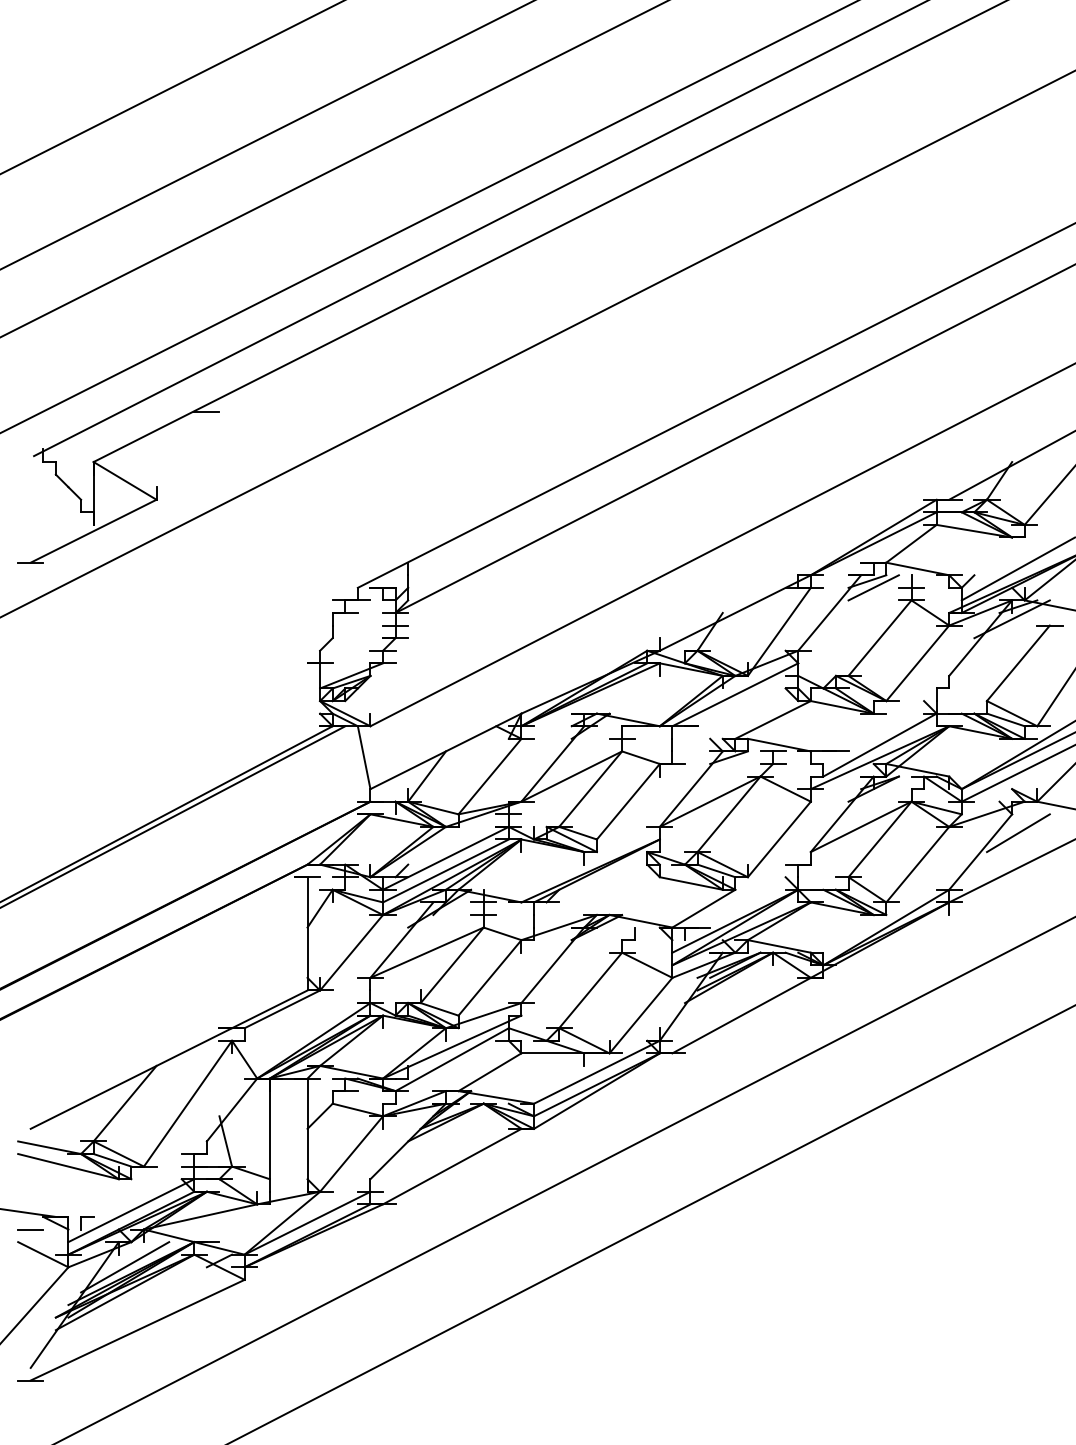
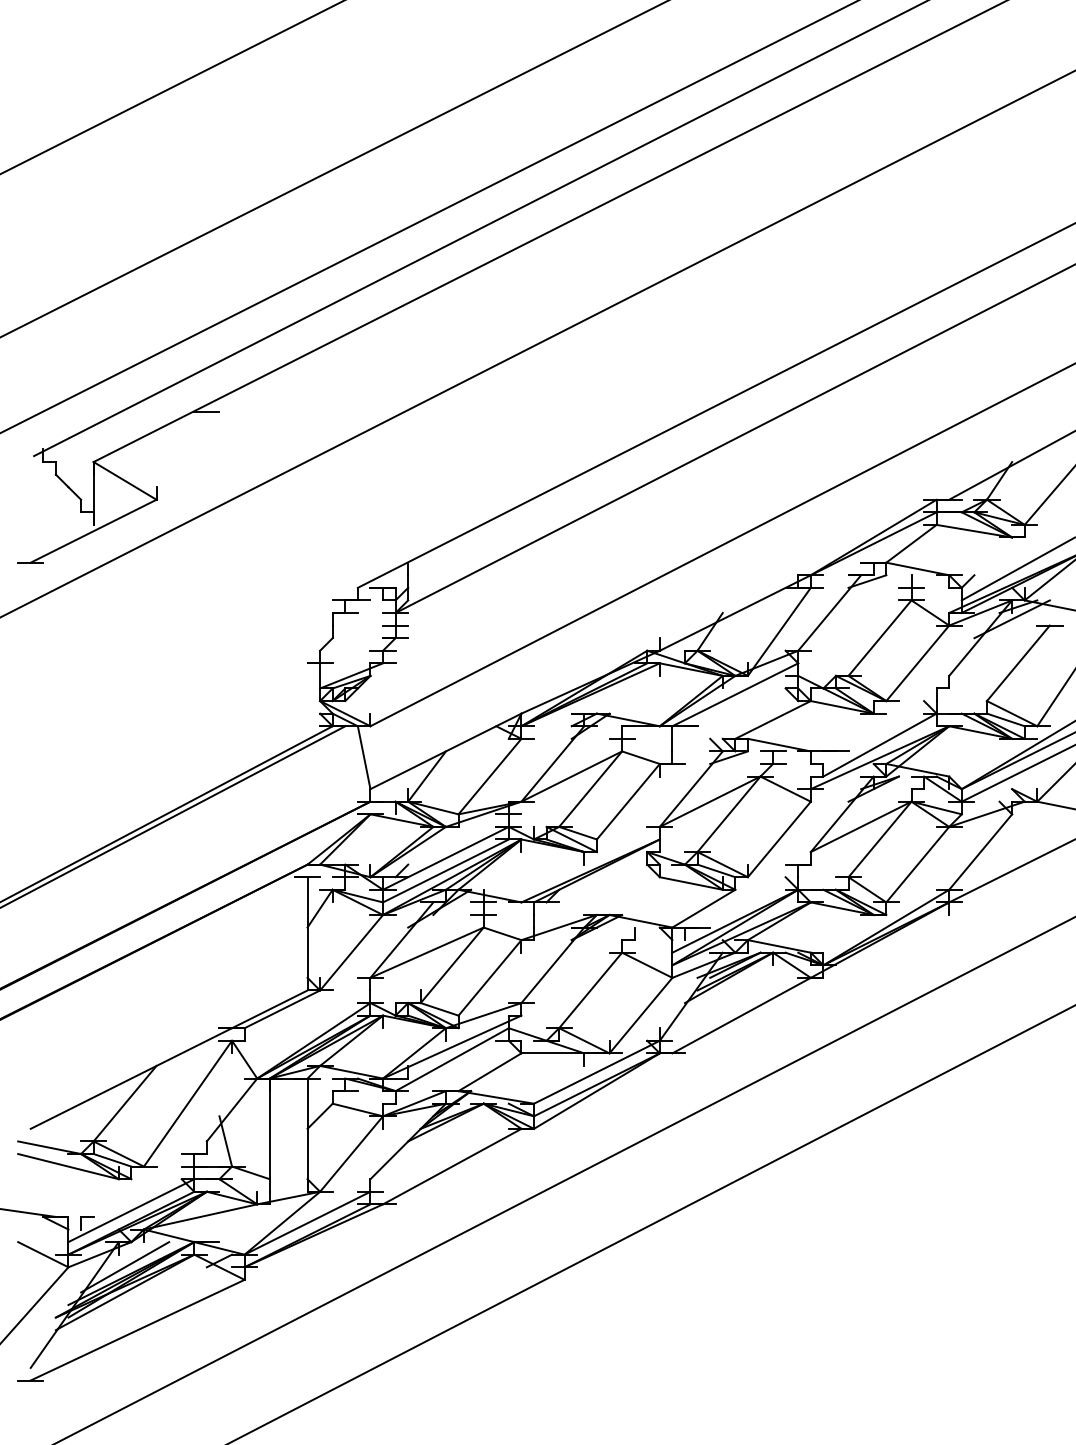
line: present -> none (266, 135)
line: present -> none (873, 587)
line: present -> none (1017, 833)
line: present -> none (30, 1229)
